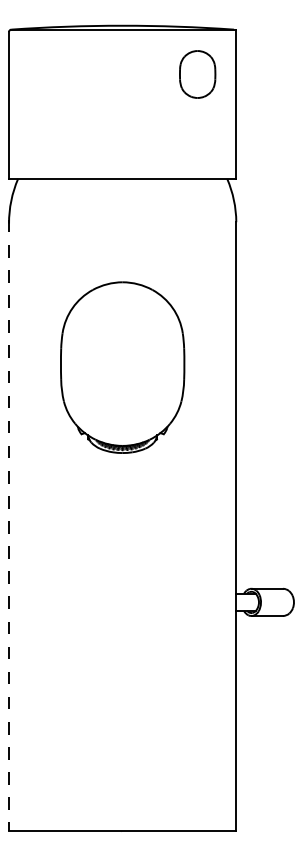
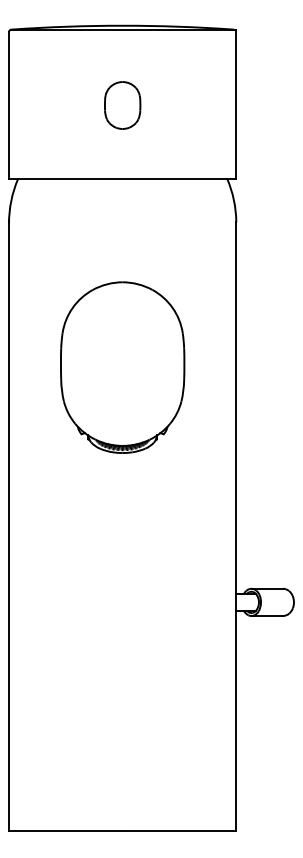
part position: (197, 74) -> (122, 105) (122, 105)
line: dashed -> solid (9, 525)
